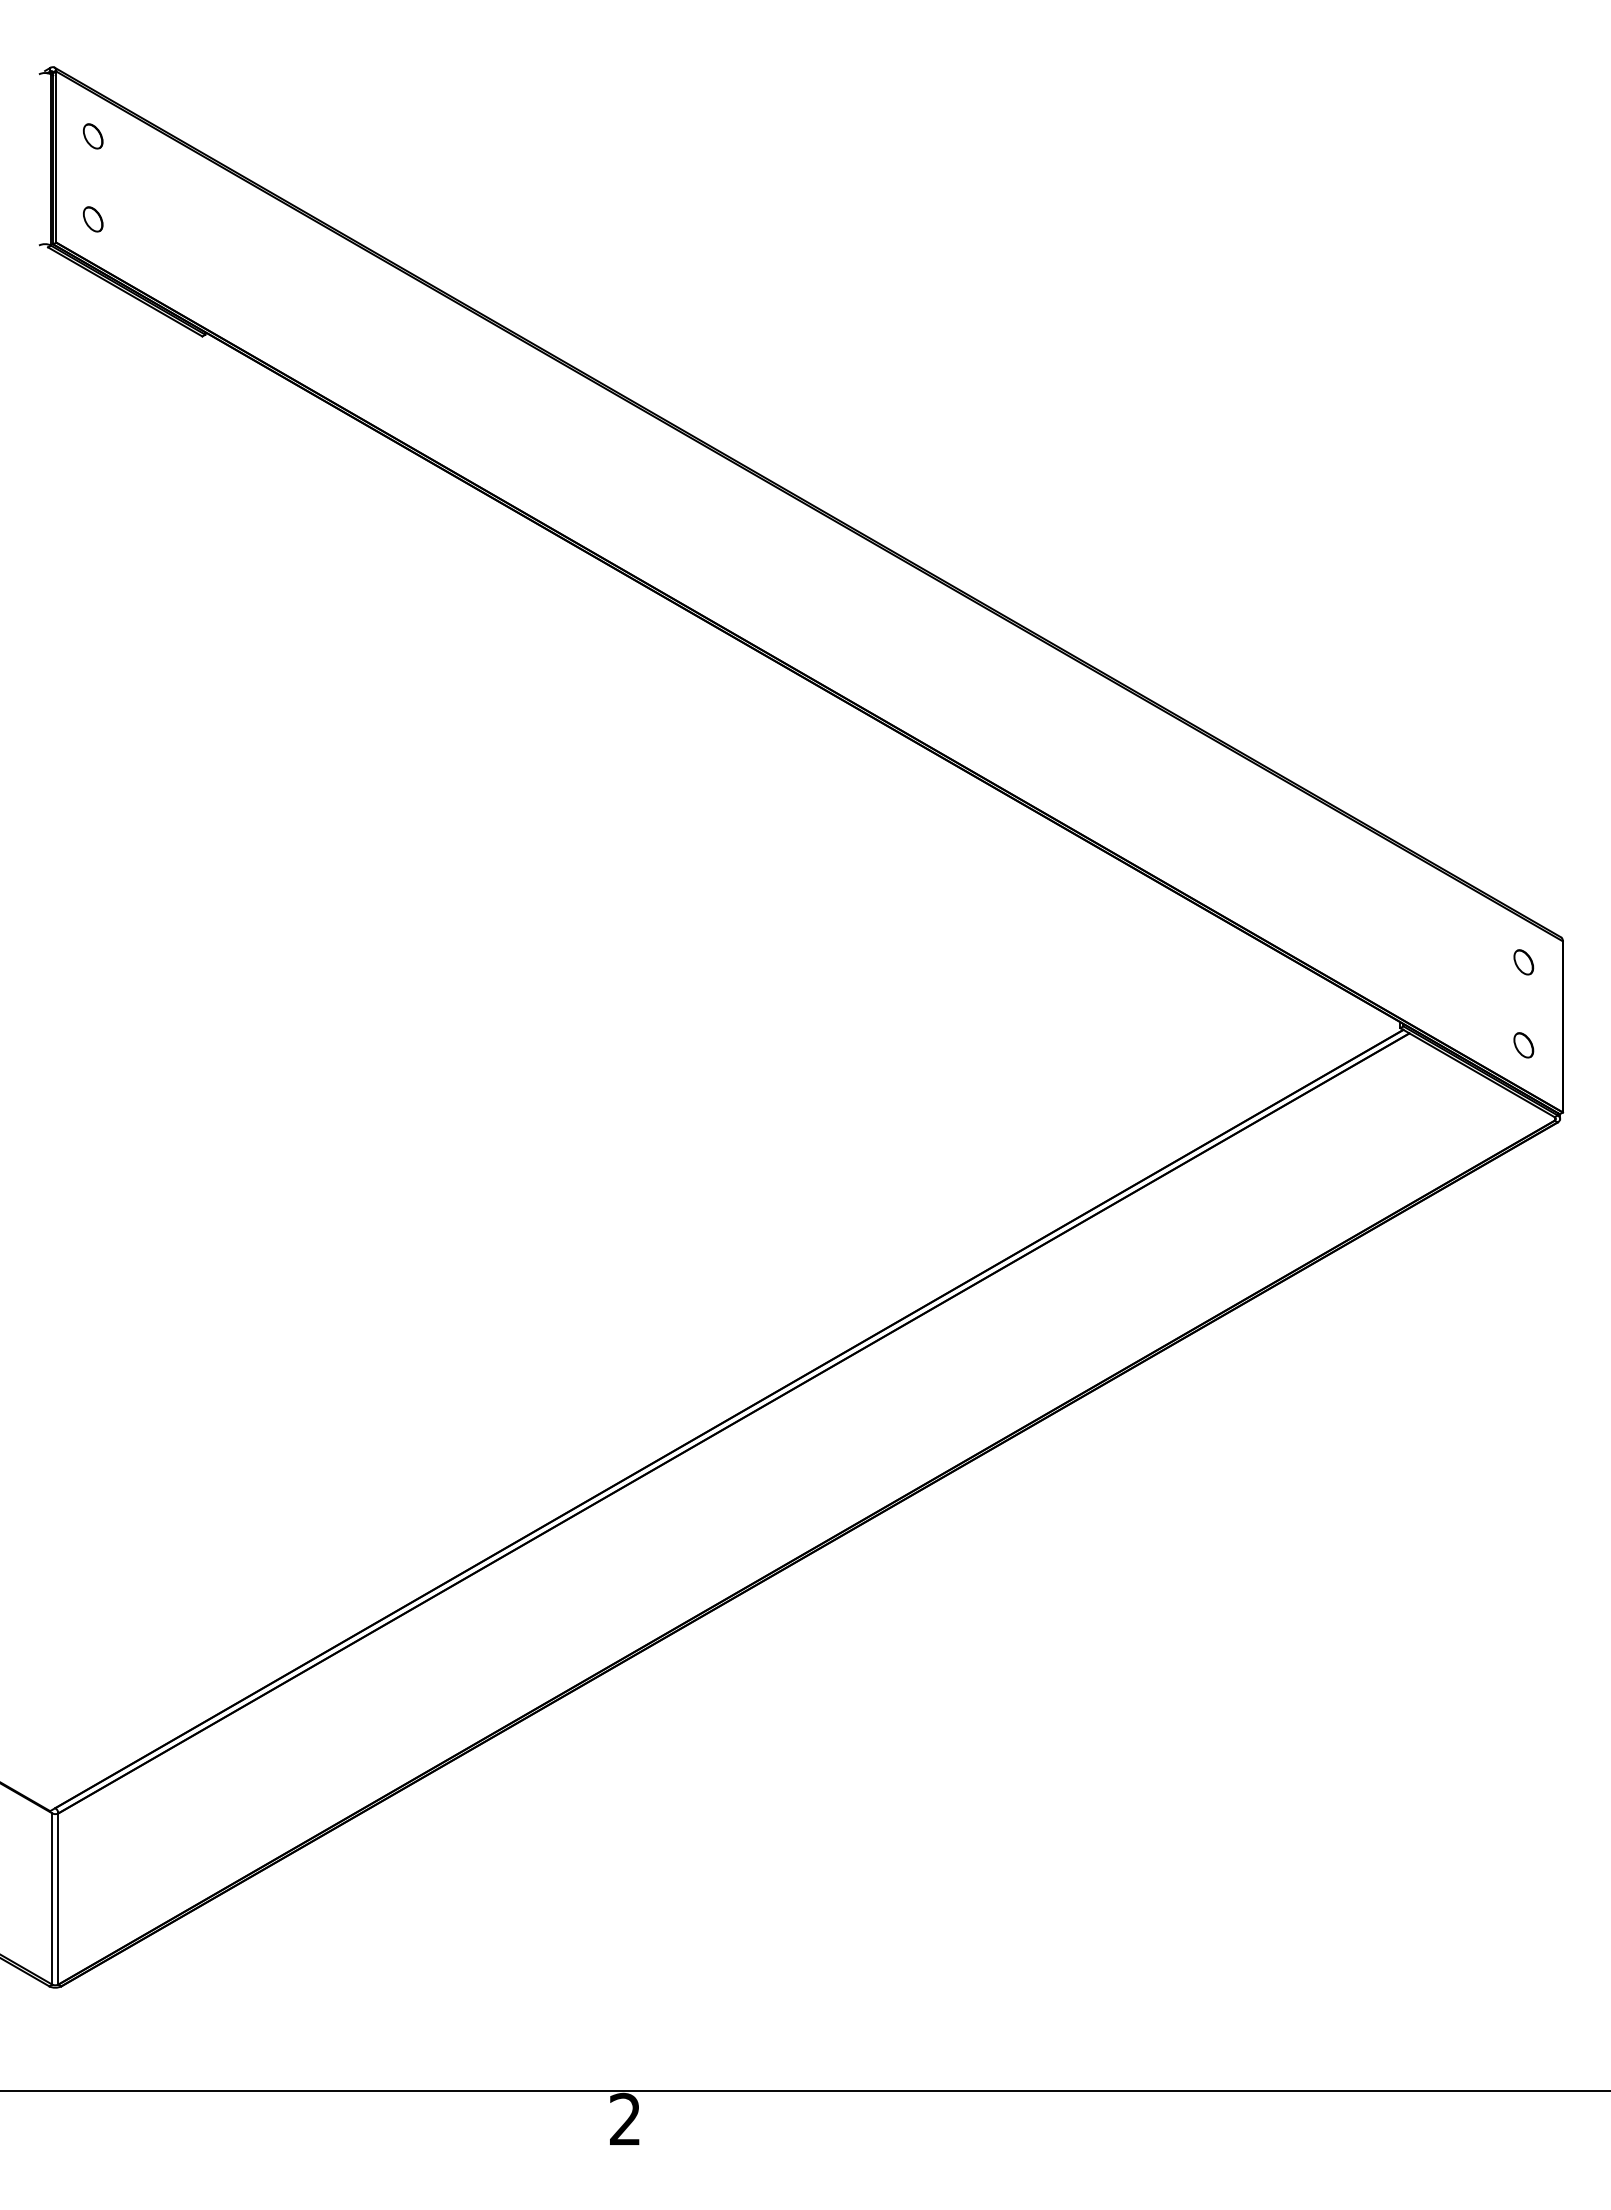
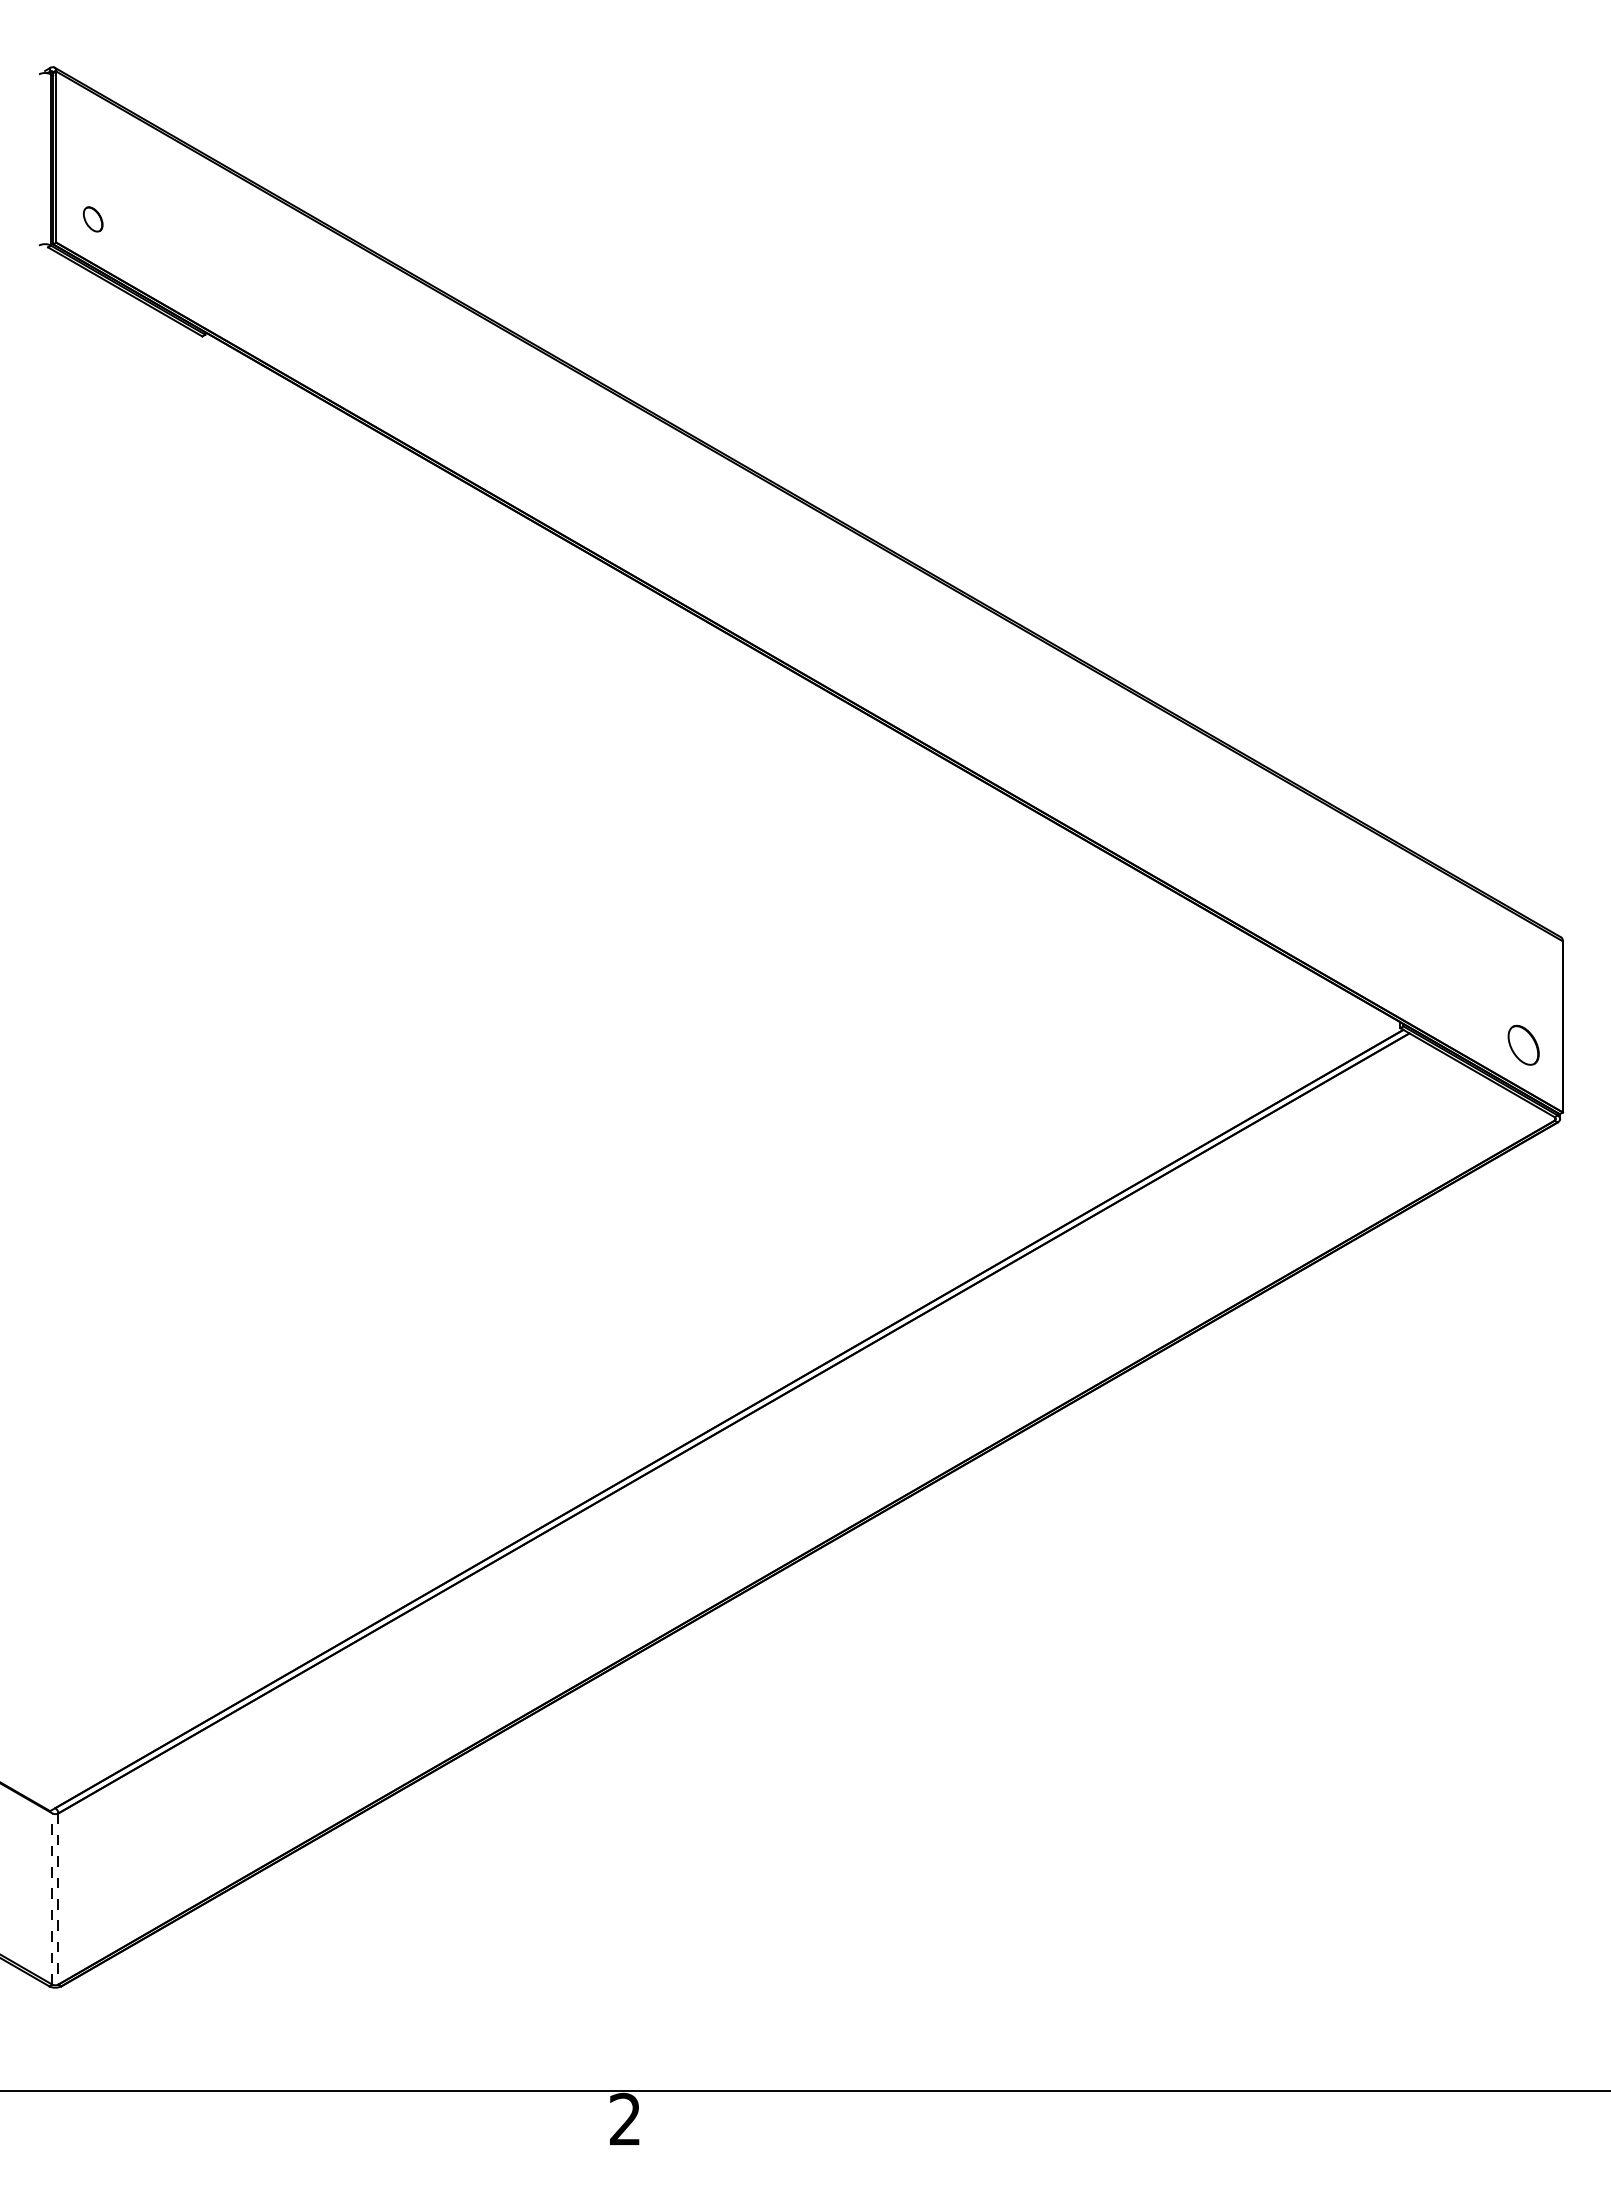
part: present -> none (93, 136)
part: present -> none (1523, 962)
part size: 22x27 px -> 33x42 px (1523, 1044)
line: solid -> dashed (52, 1899)
line: solid -> dashed (58, 1899)
